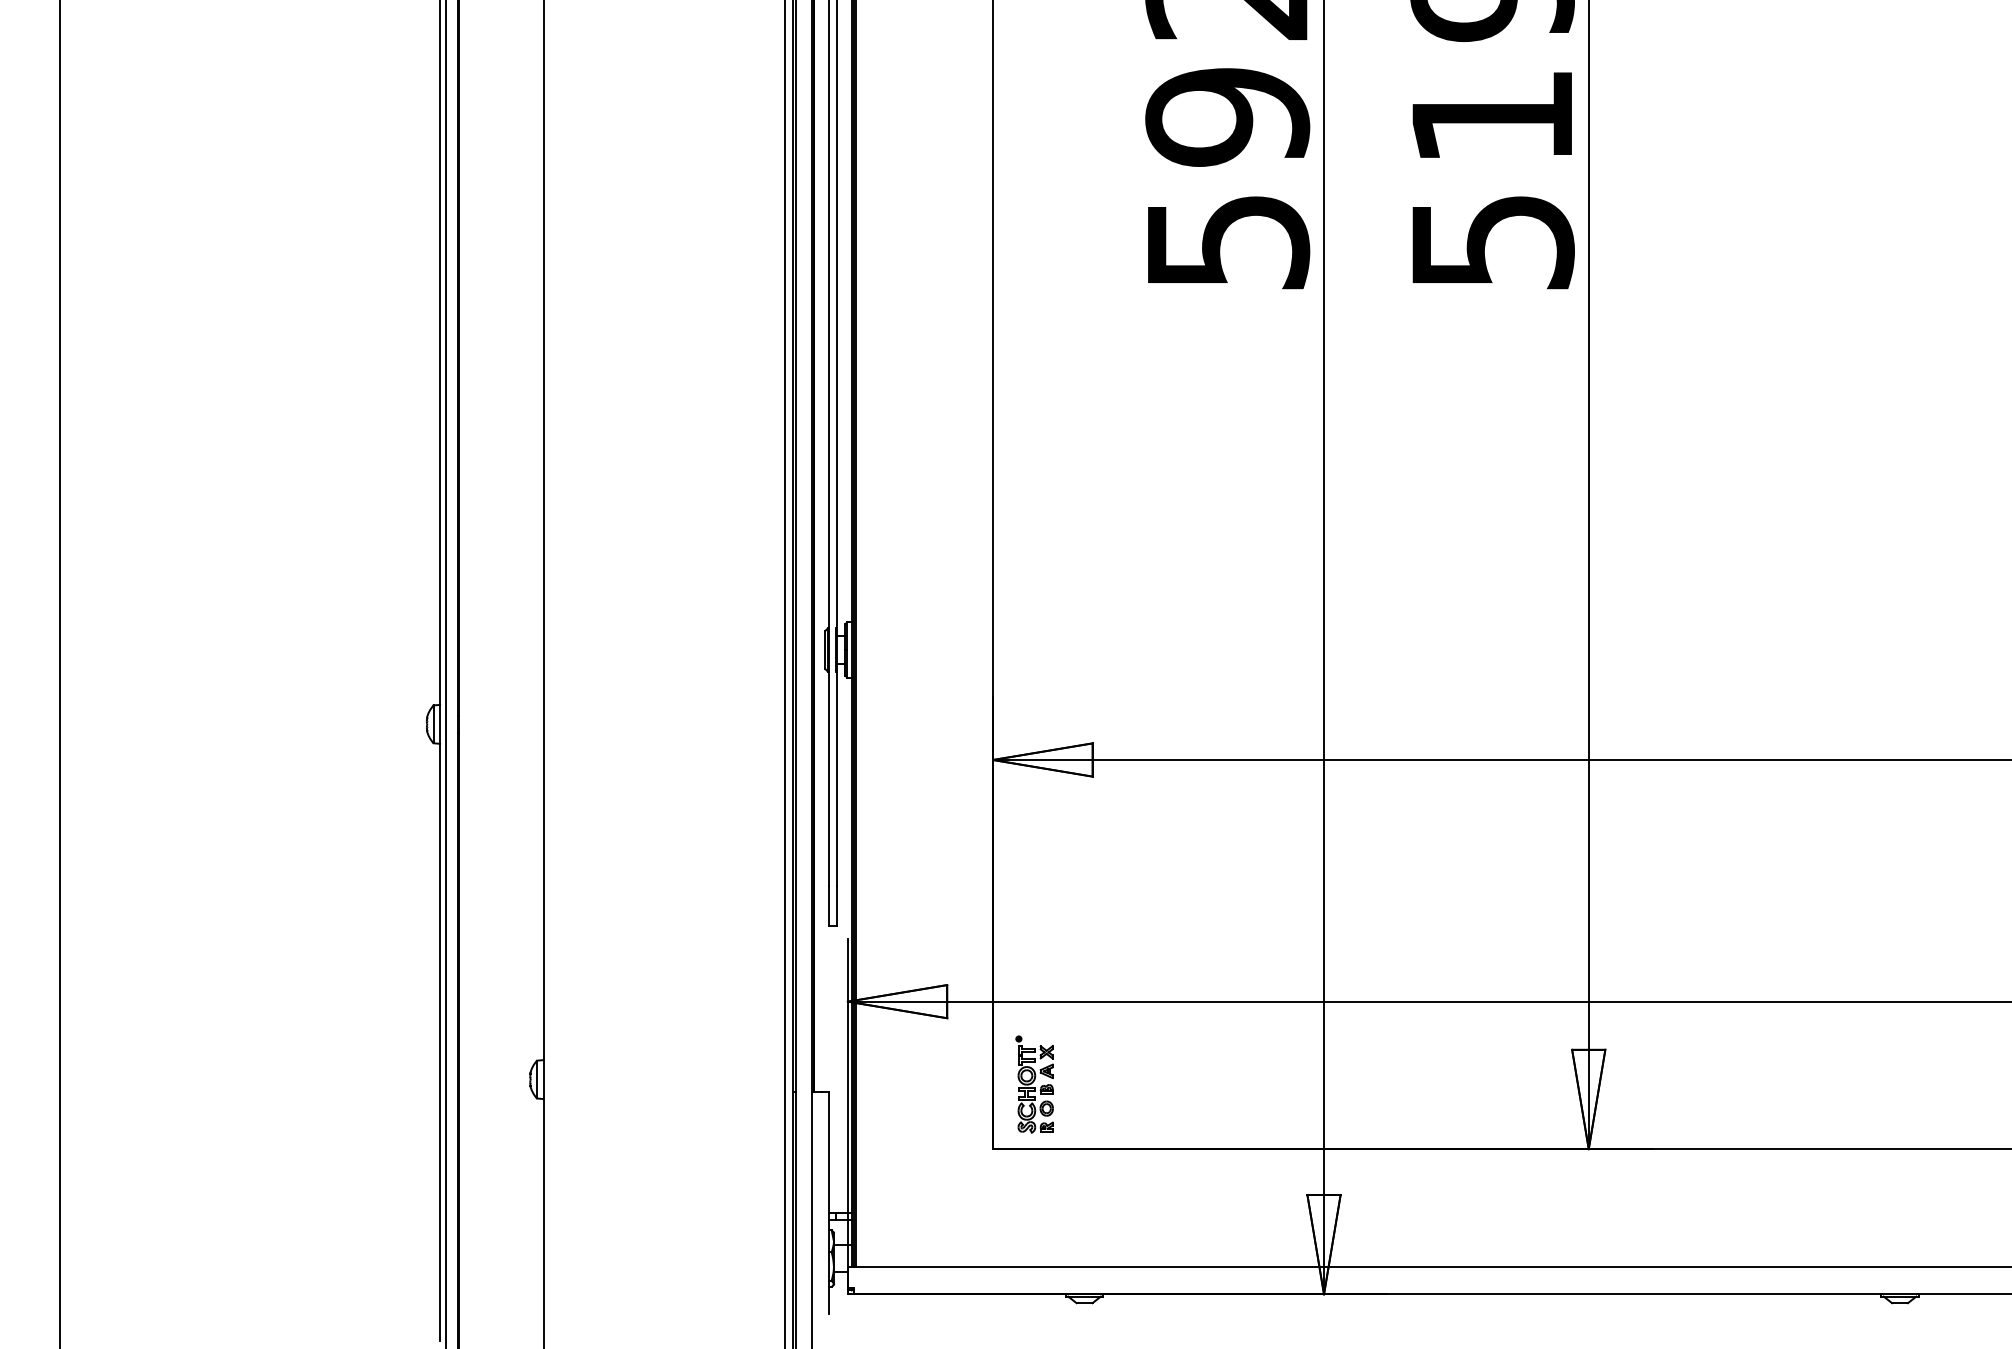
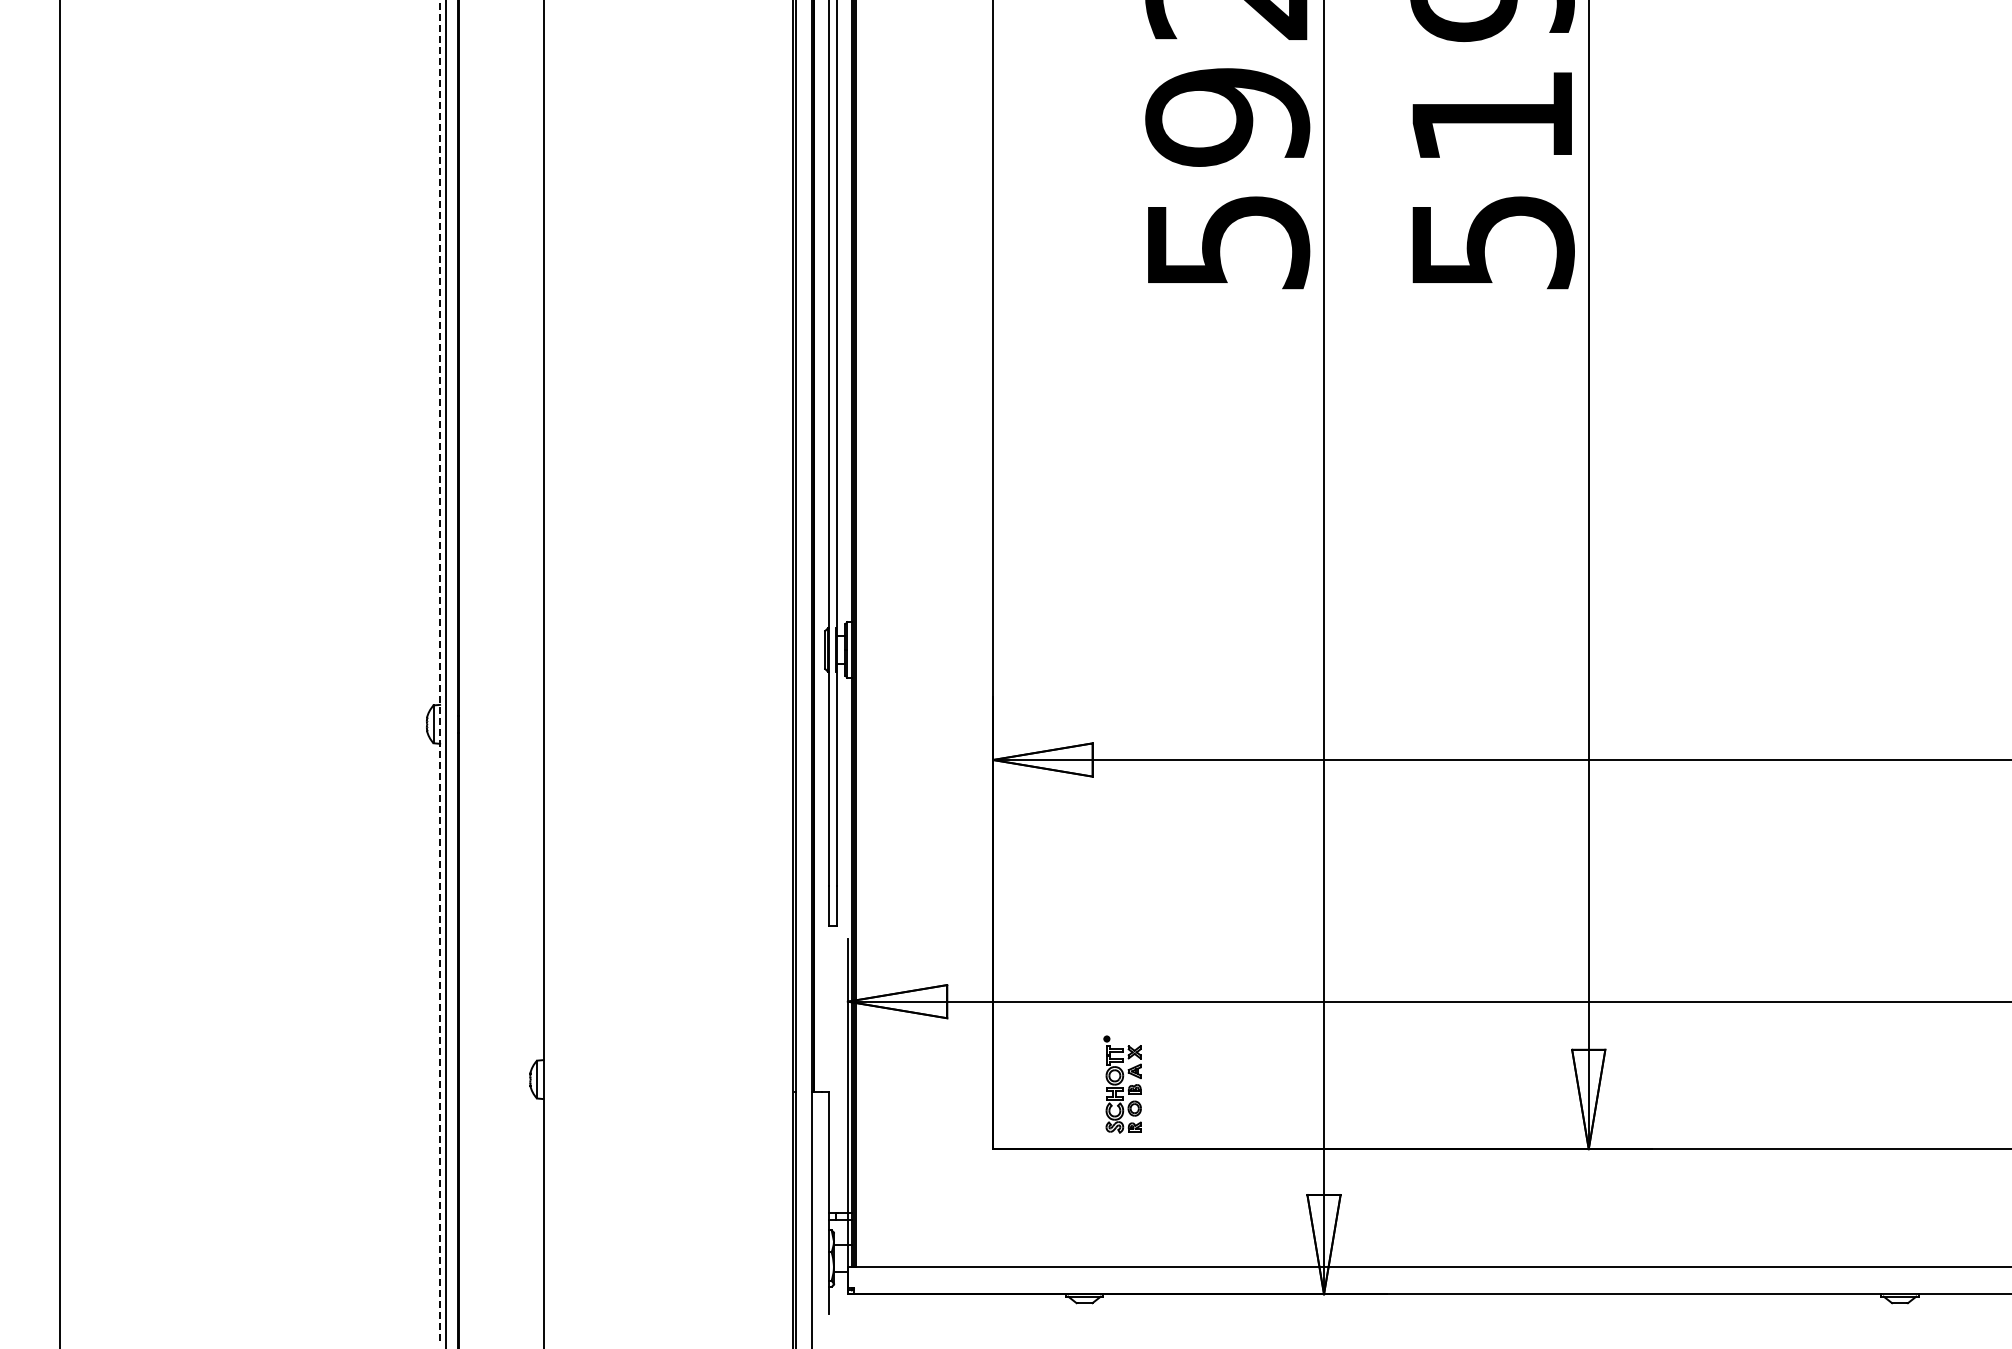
line: solid -> dashed (440, 670)
line: present -> none (785, 673)
part position: (1034, 1084) -> (1122, 1084) (1122, 1084)
